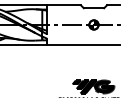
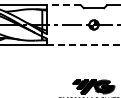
line: solid -> dashed (63, 5)
line: solid -> dashed (83, 44)
